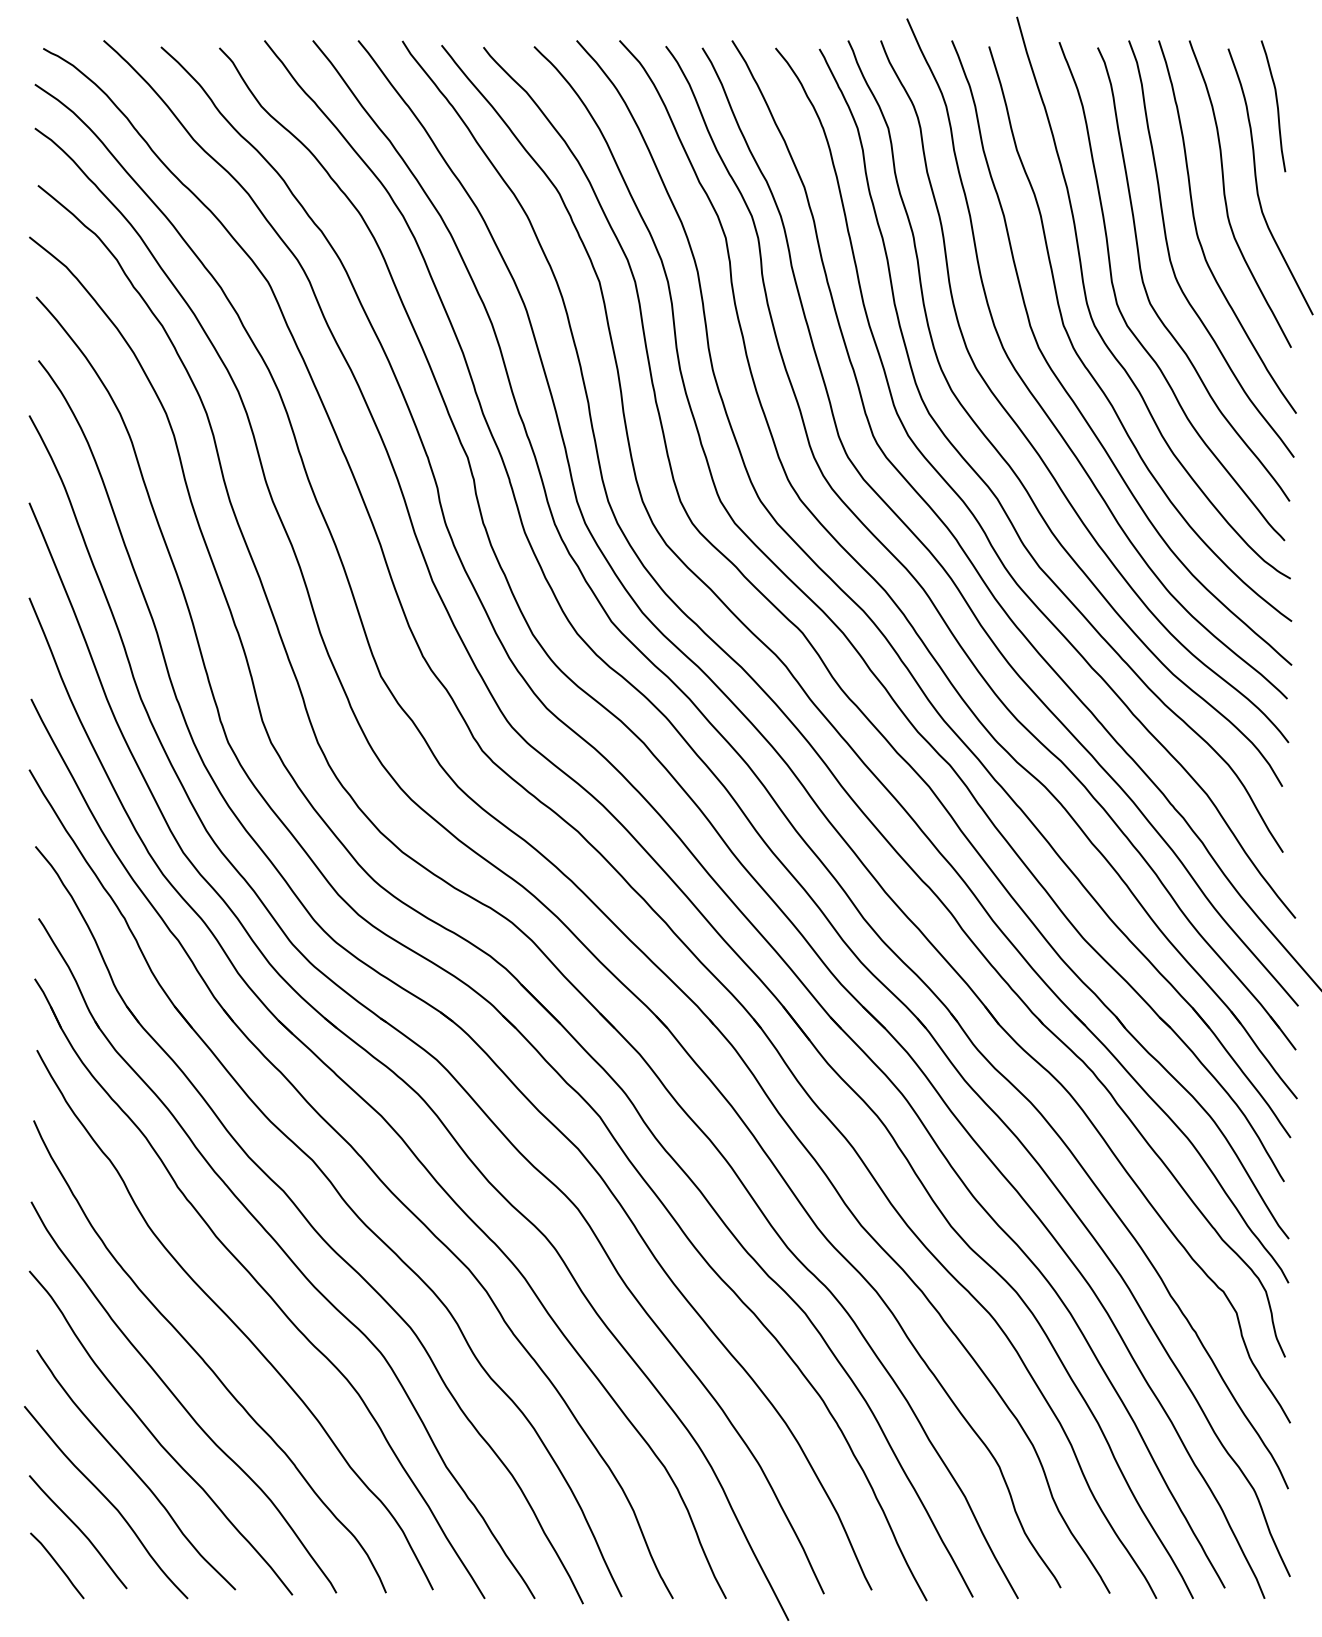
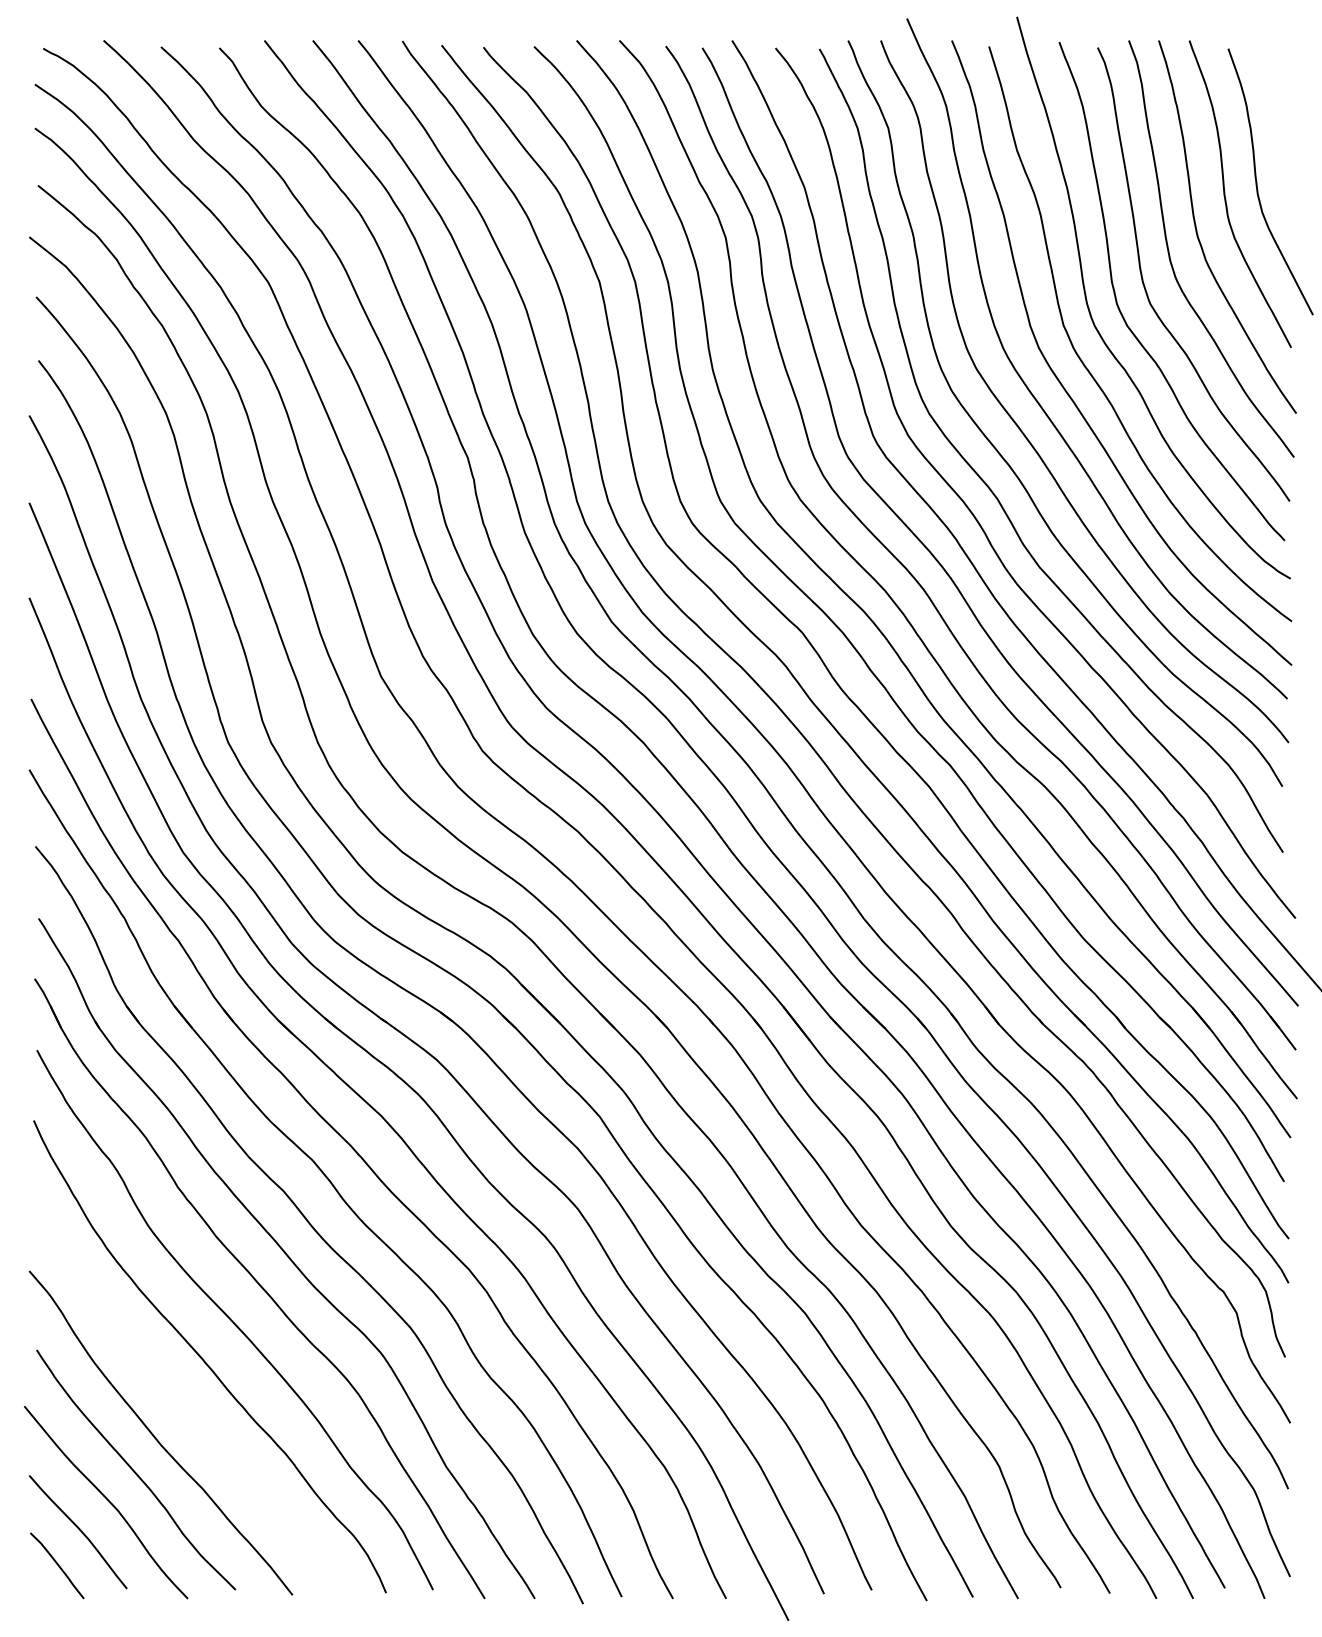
curve: present -> none (1276, 106)
curve: present -> none (179, 1400)
